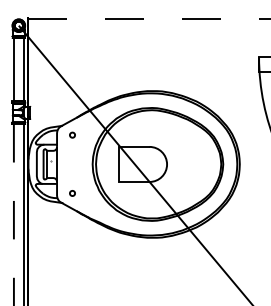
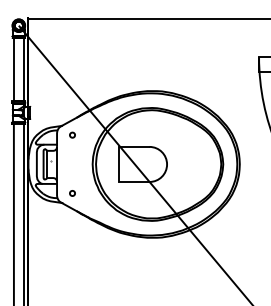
line: dashed -> solid (149, 18)
line: dashed -> solid (13, 215)
